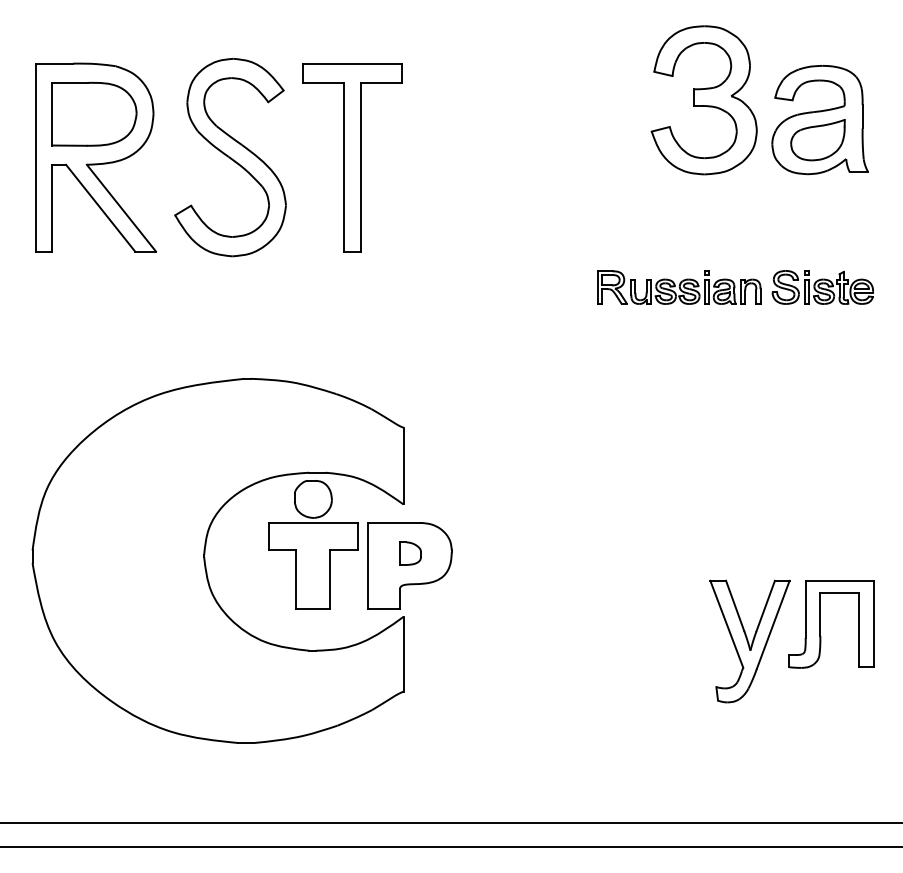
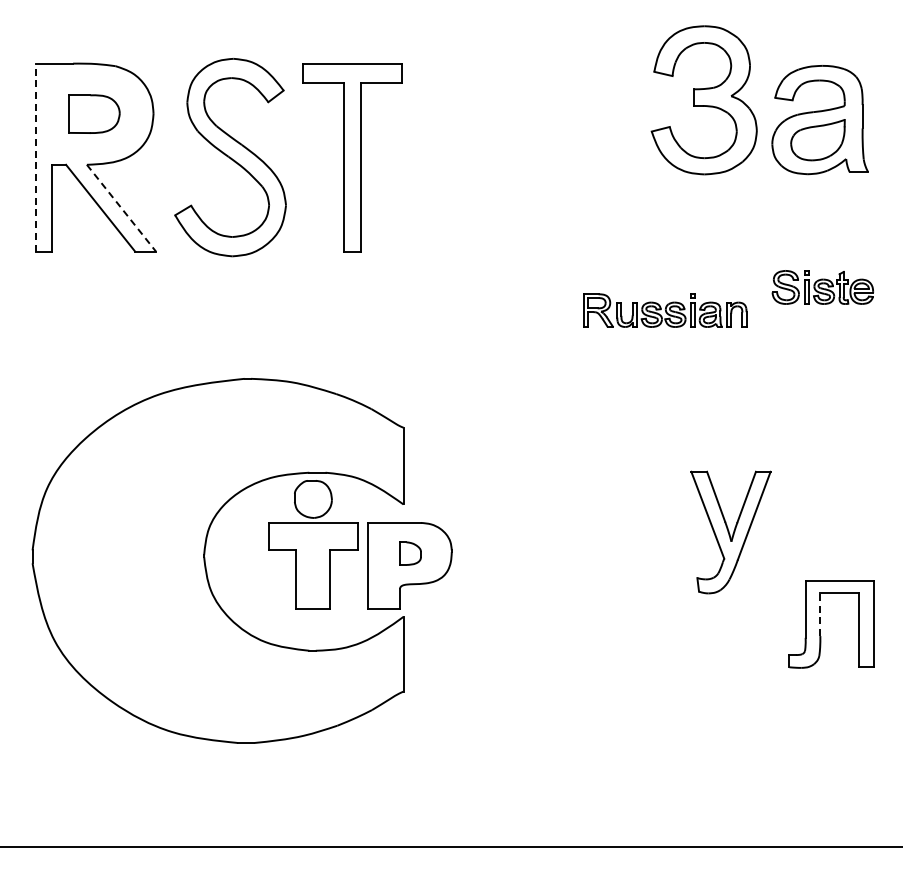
part size: 87x66 px -> 53x40 px (94, 113)
line: solid -> dashed (35, 157)
line: solid -> dashed (121, 208)
part position: (679, 287) -> (665, 310) (665, 310)
line: solid -> dashed (820, 614)
part position: (749, 641) -> (730, 532) (730, 532)
line: present -> none (450, 823)
